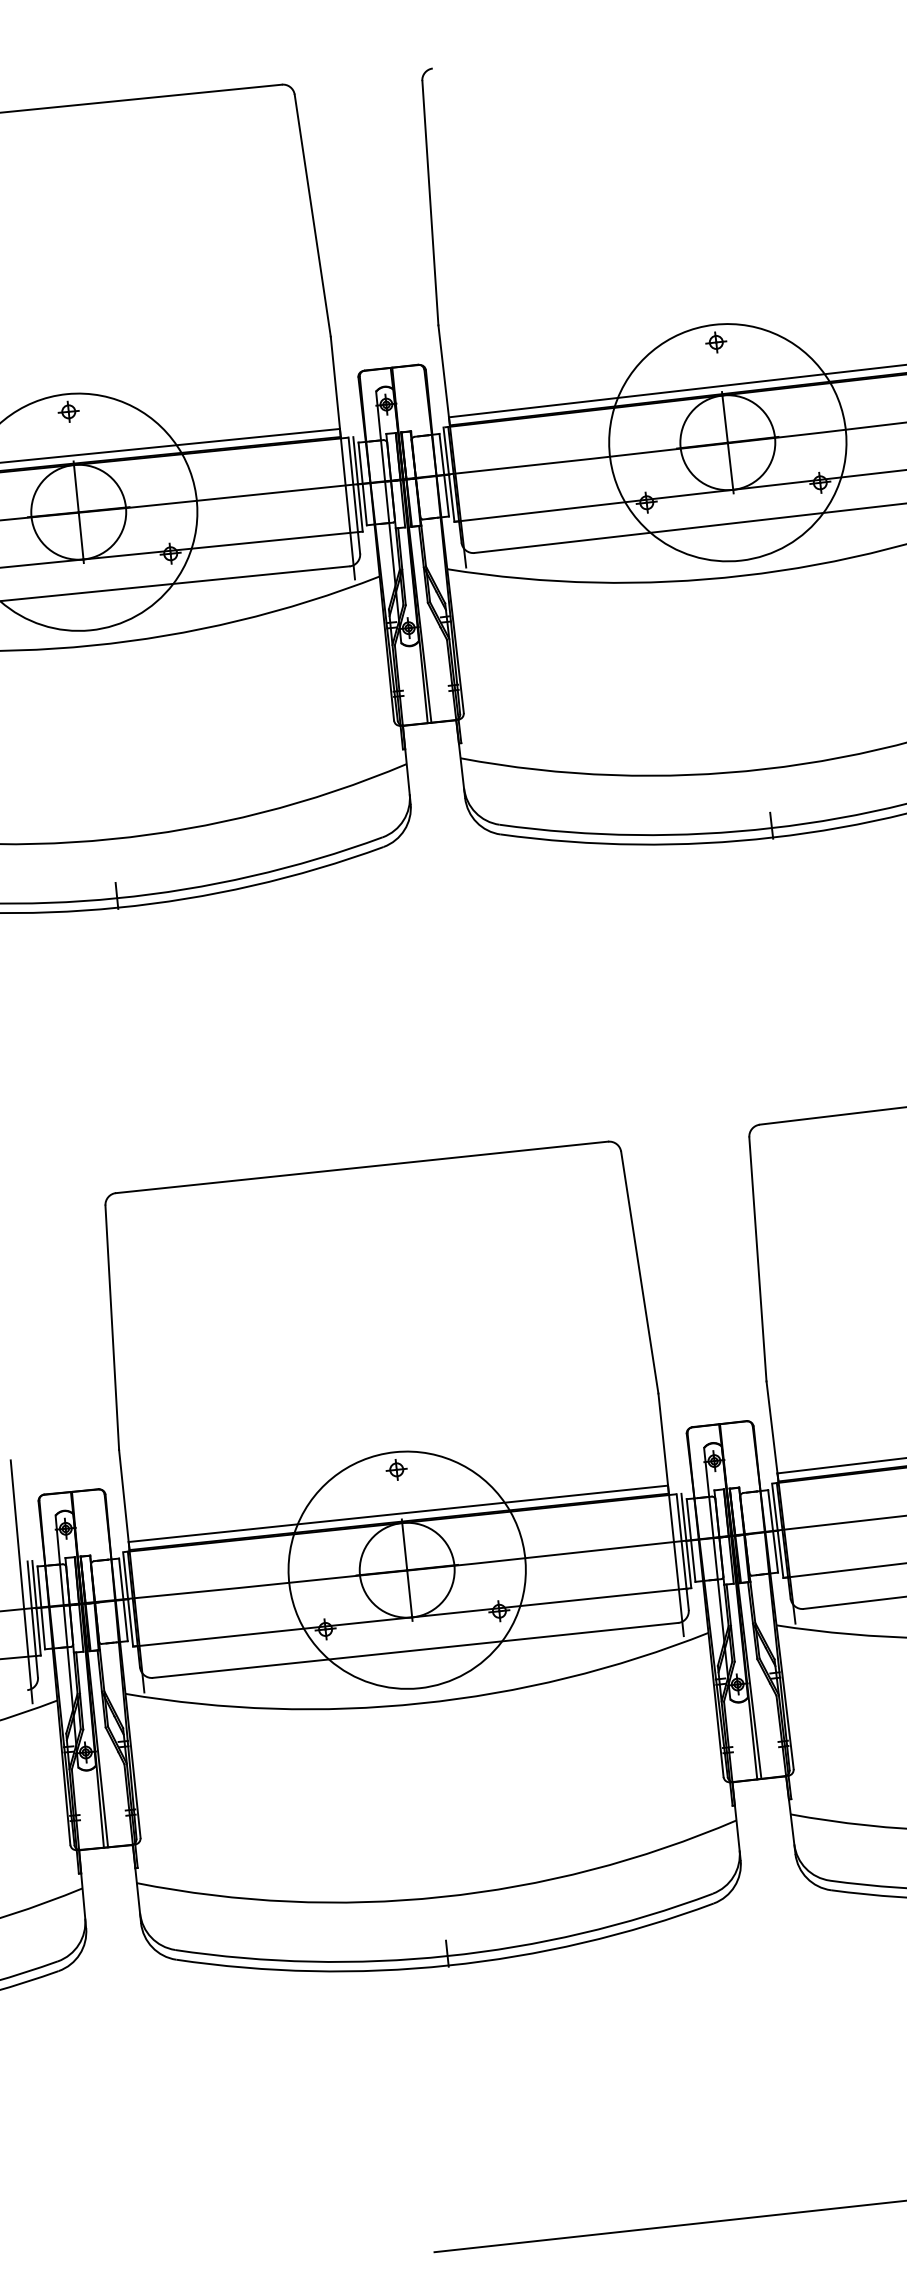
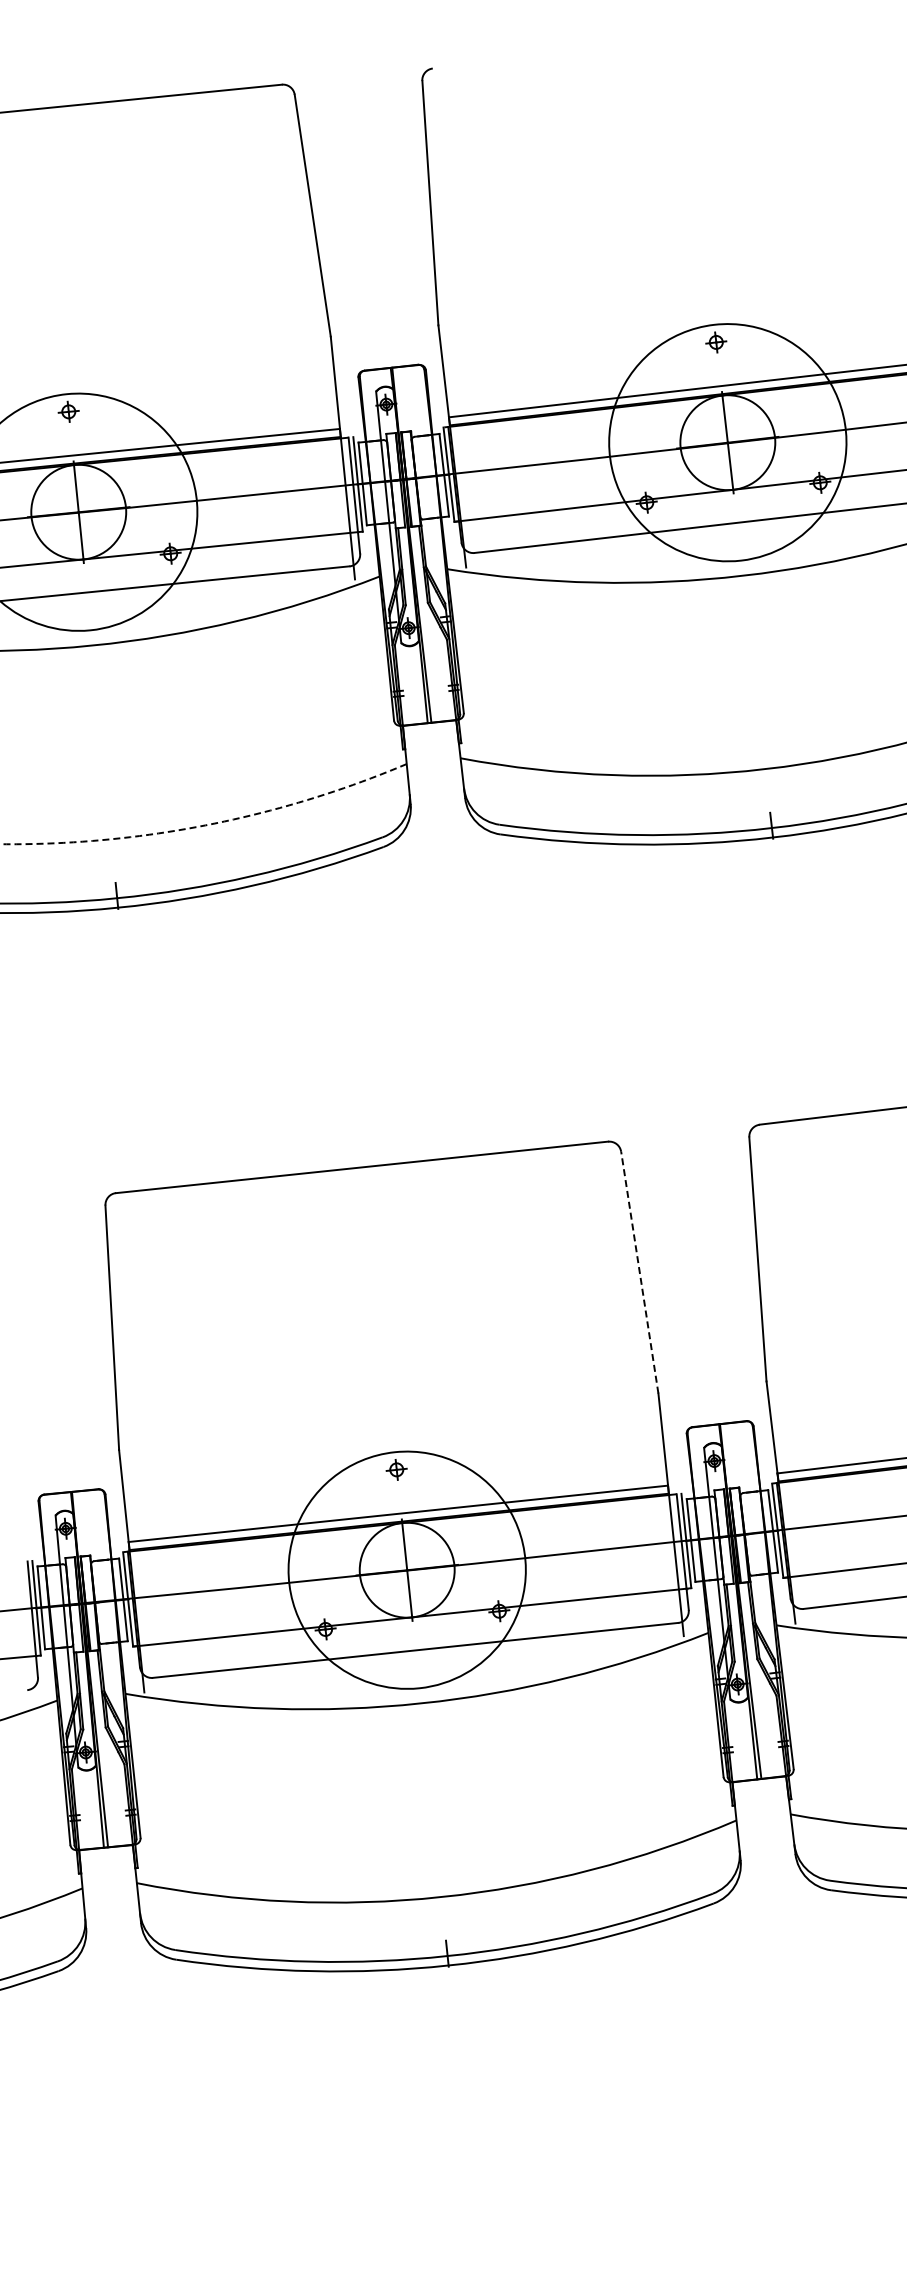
arc: solid -> dashed (206, 824)
line: solid -> dashed (639, 1272)
line: present -> none (21, 1581)
line: present -> none (668, 2226)
